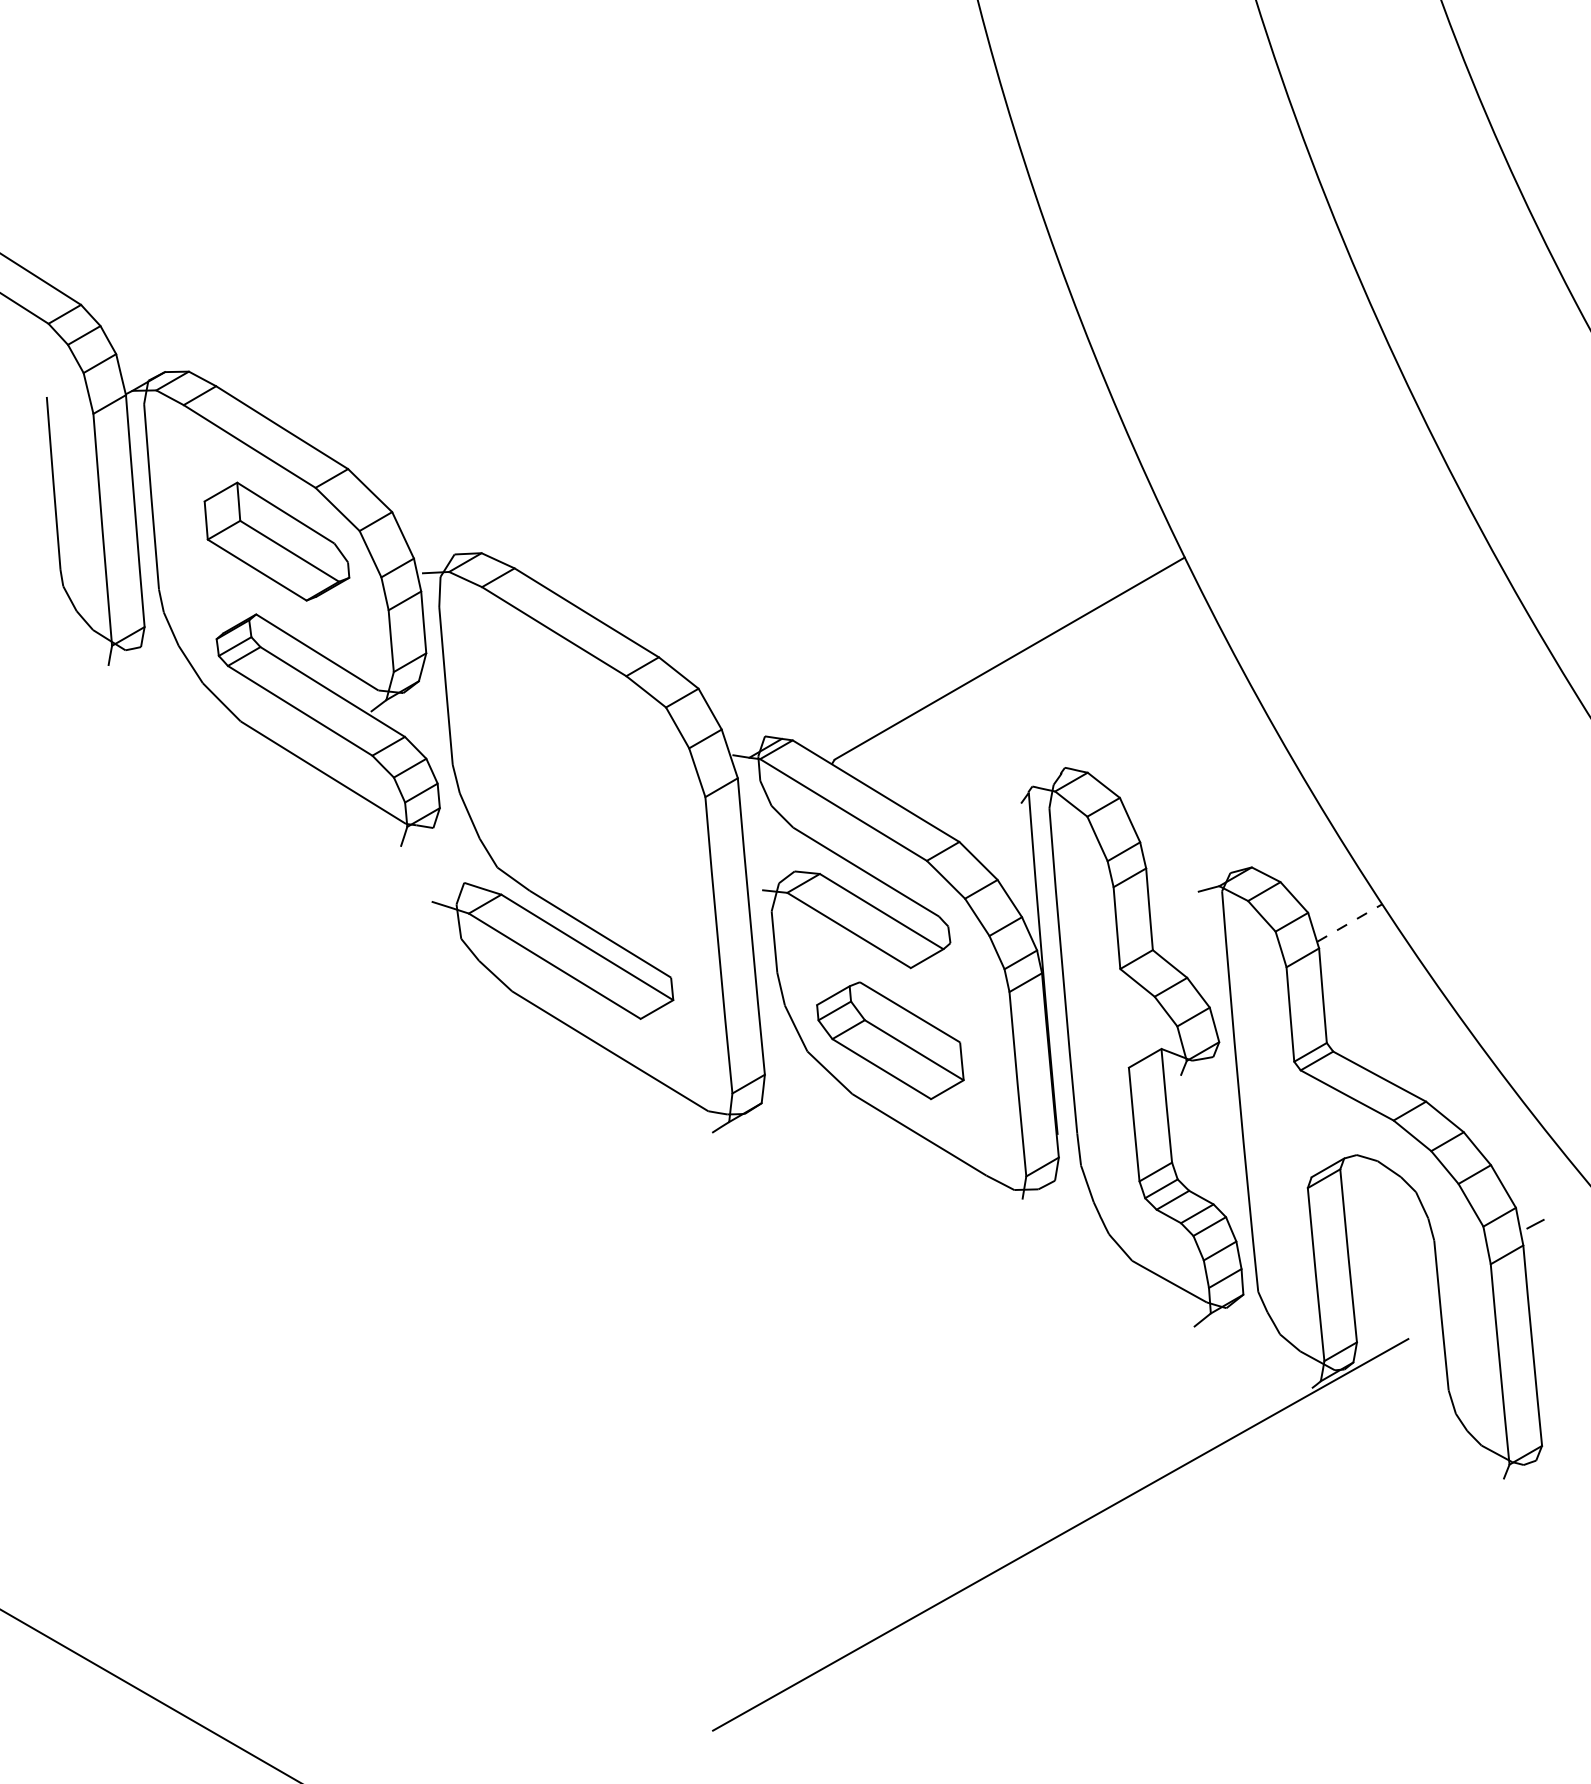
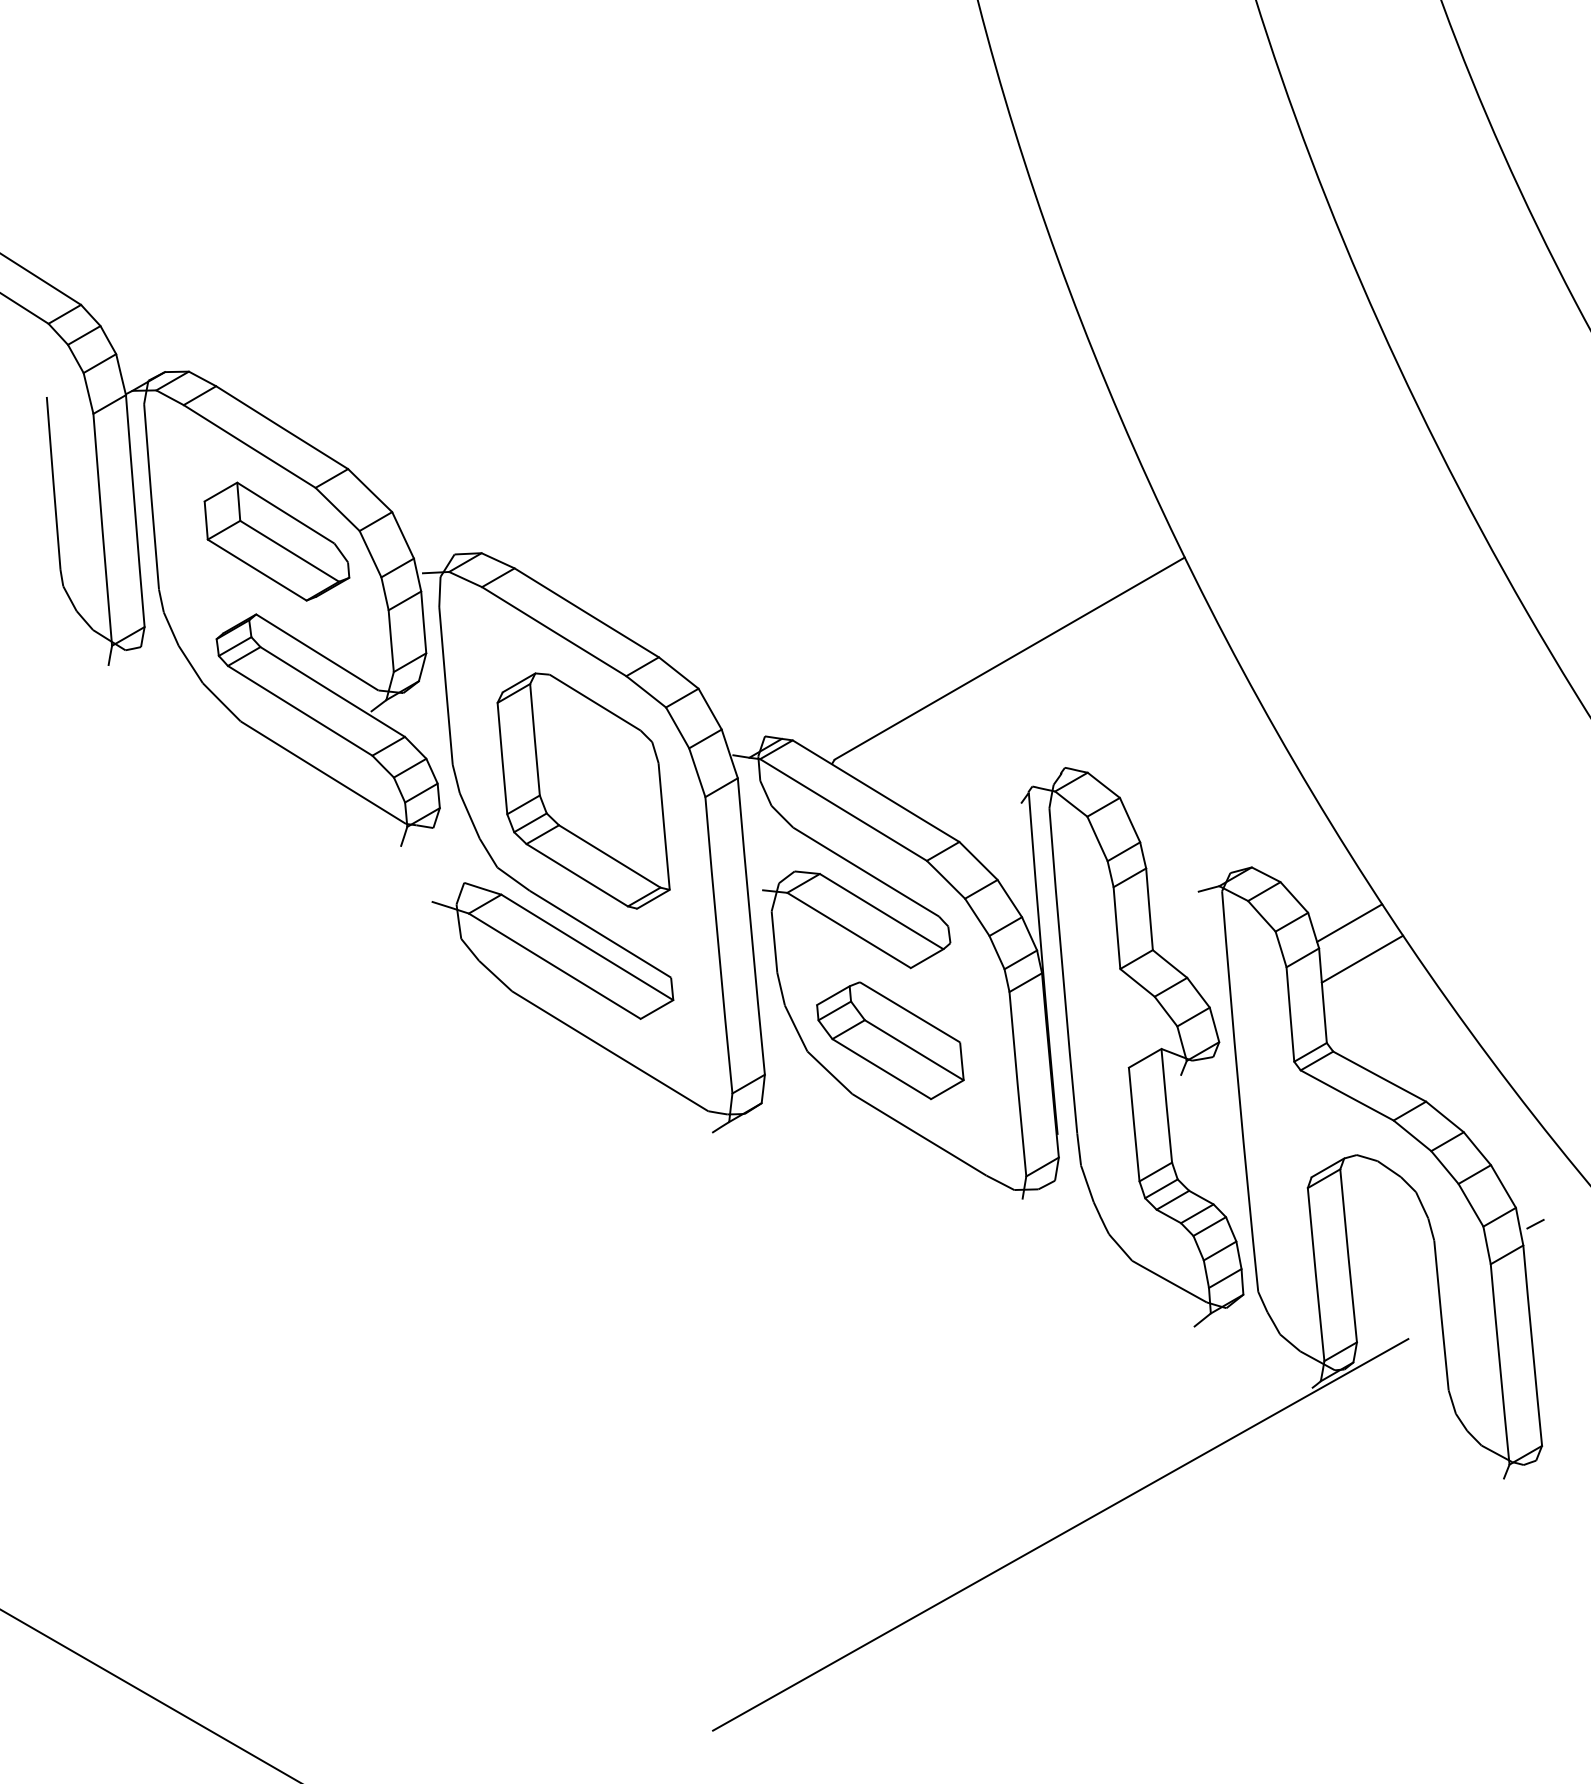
part: none -> present (583, 790)
line: dashed -> solid (1349, 923)
line: none -> present (1362, 958)
